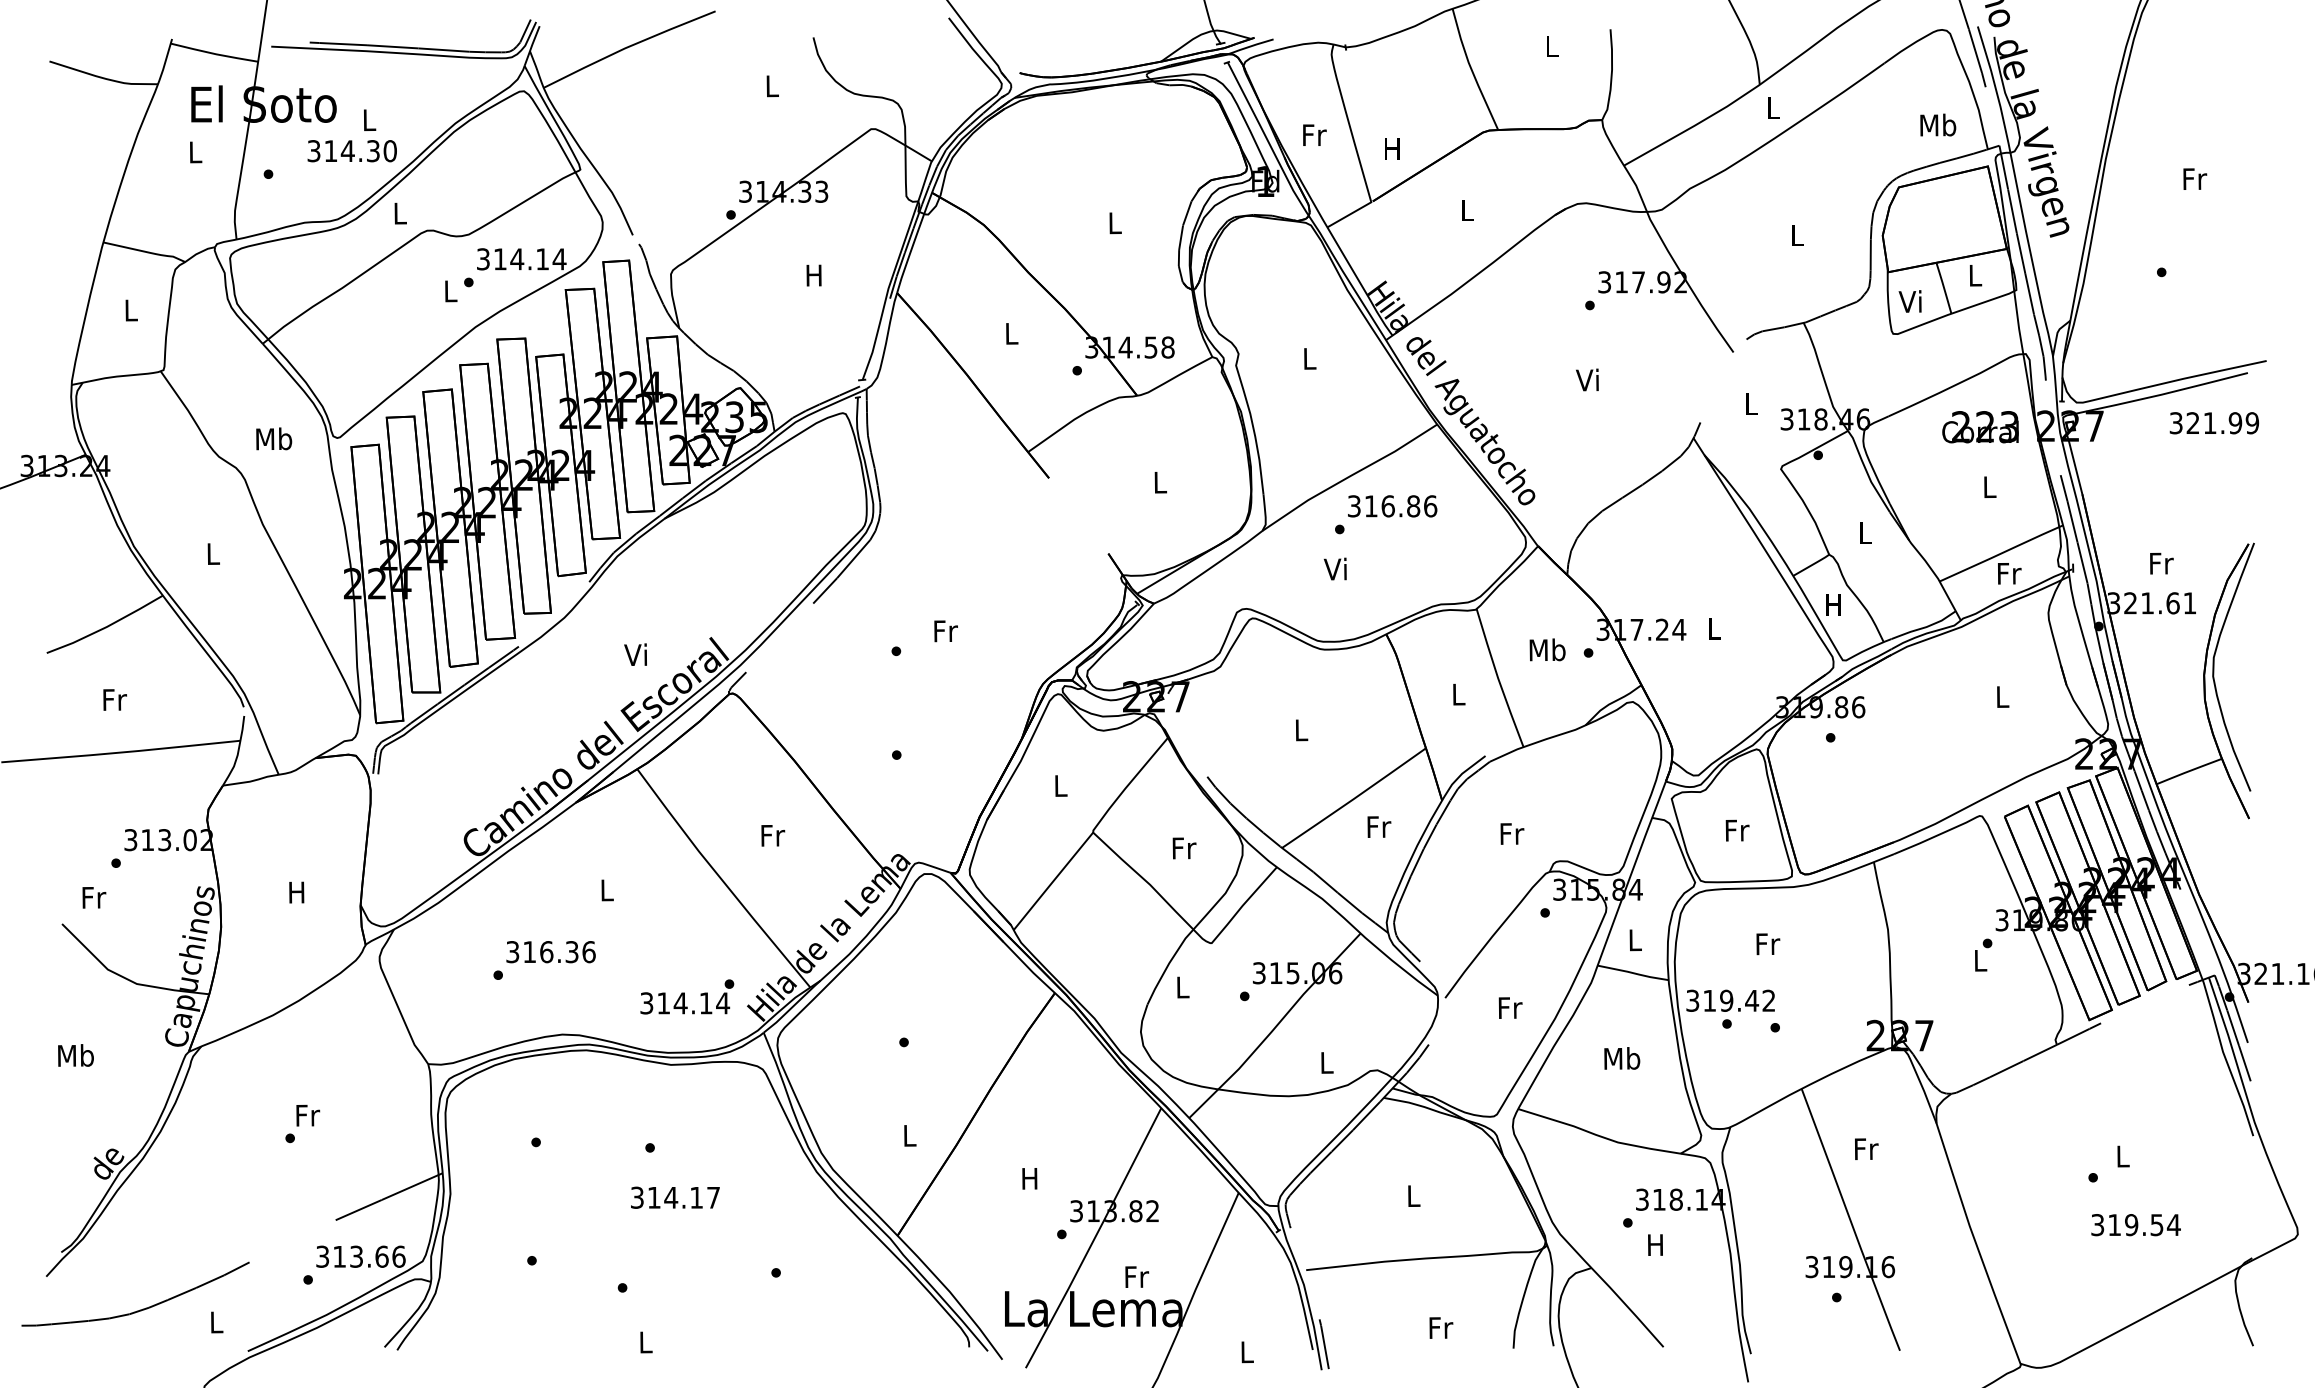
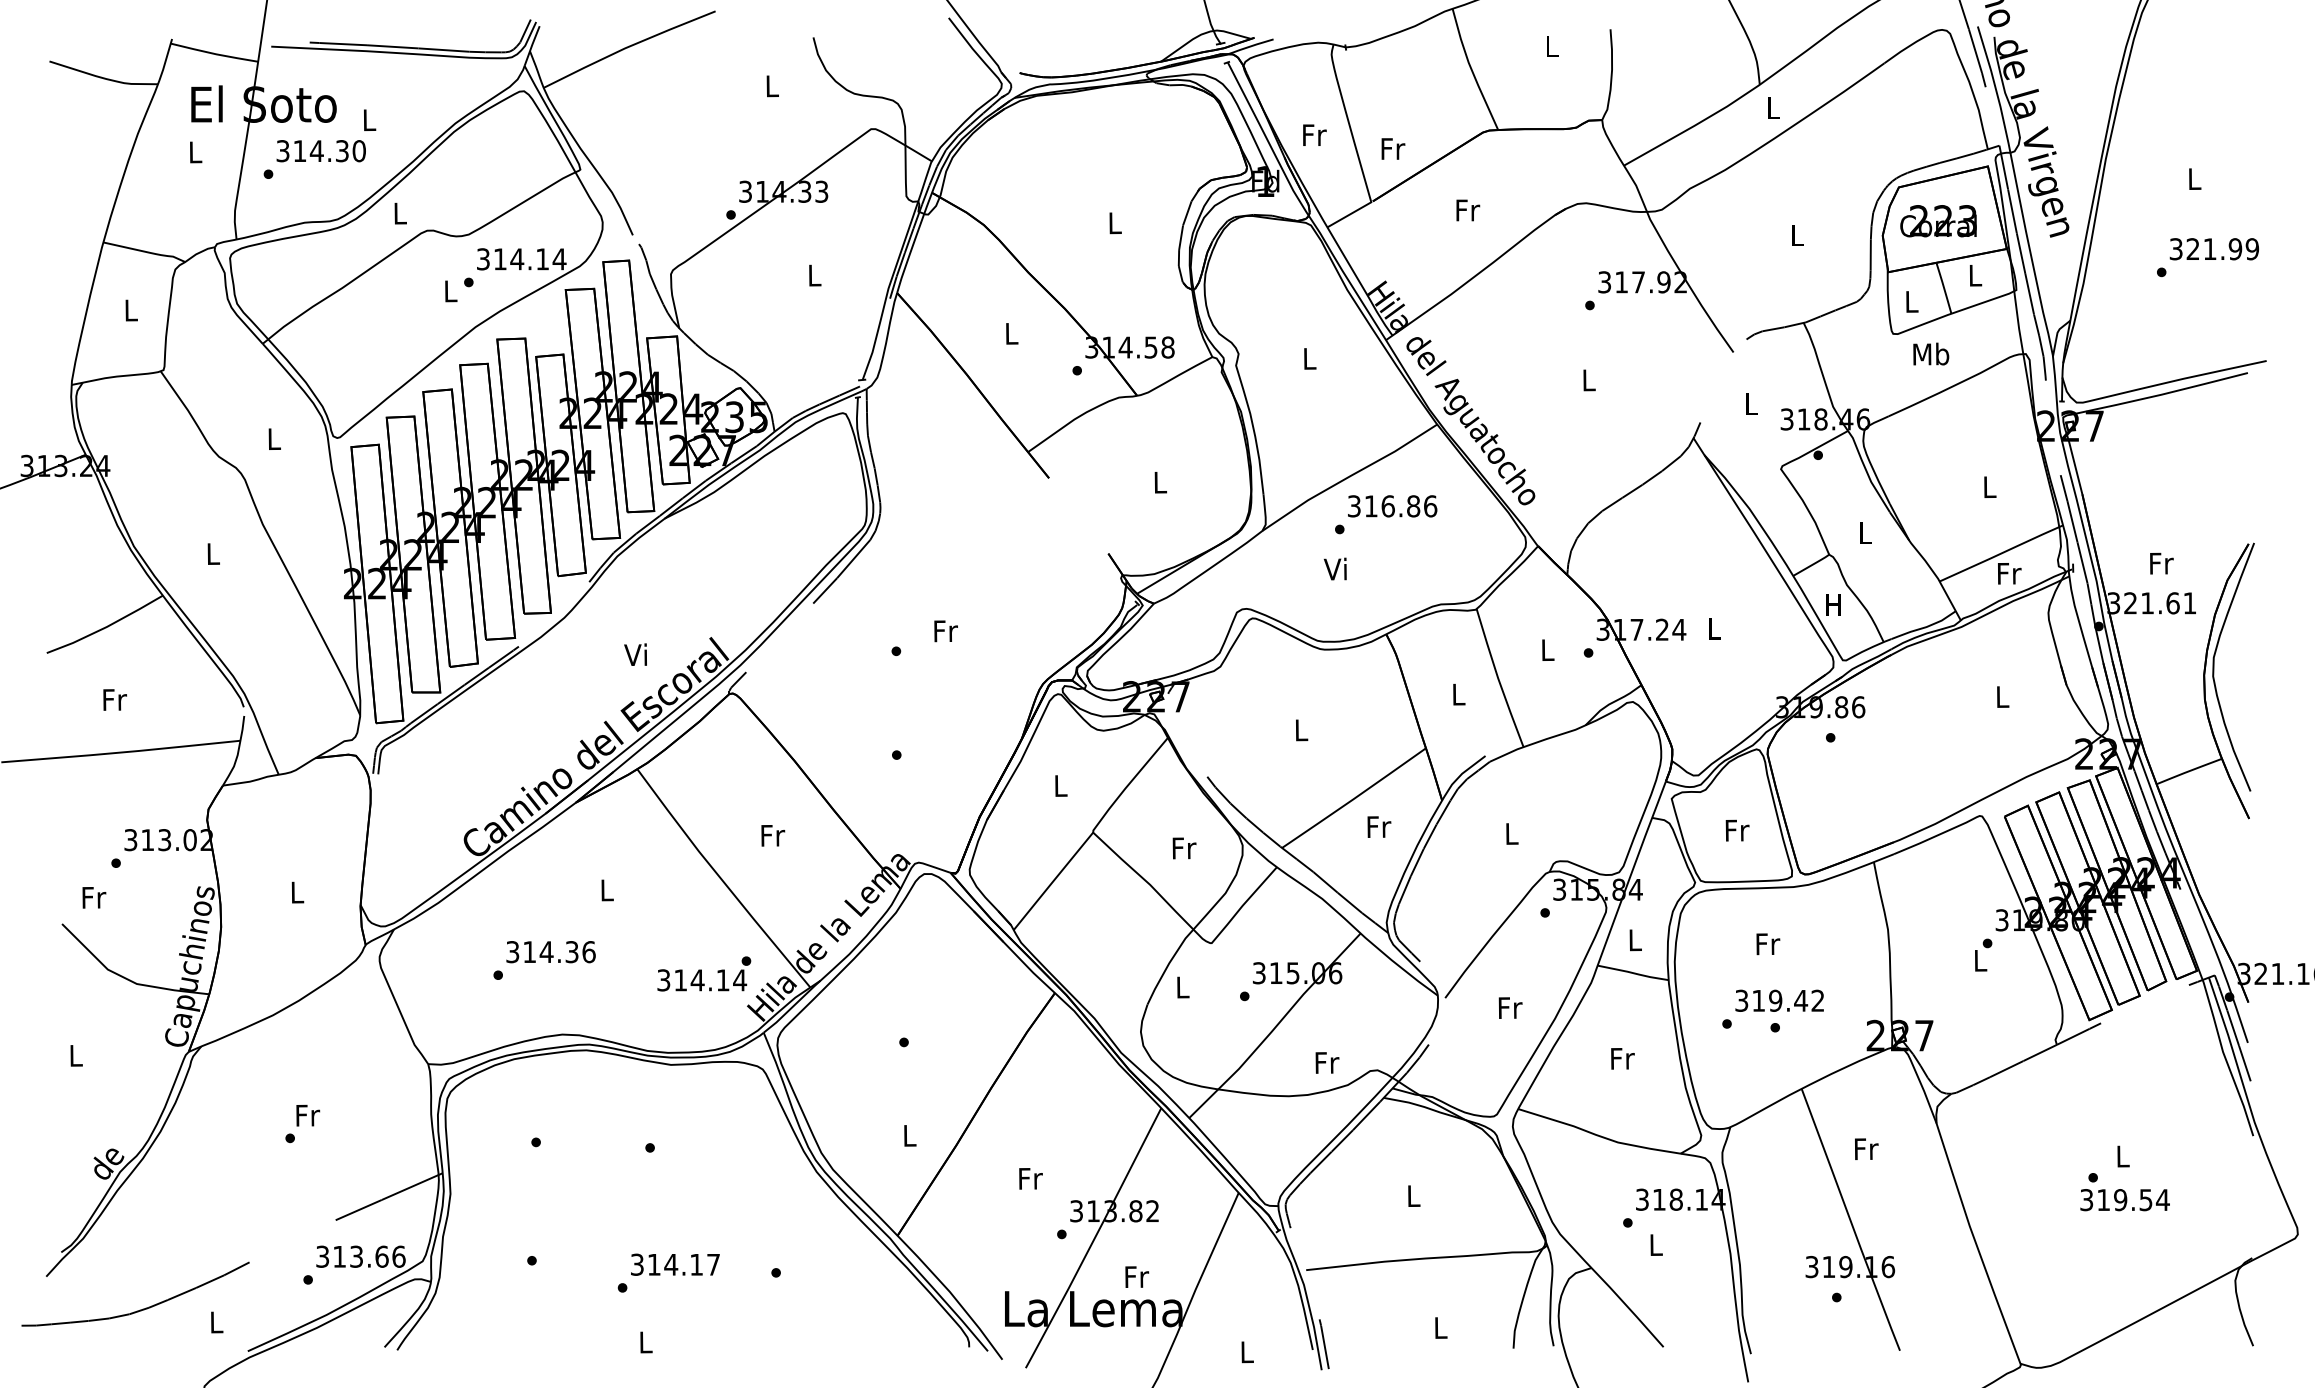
text position: (1938, 124) -> (1931, 353) (1931, 353)
text: H -> Fr (1393, 148)
text position: (351, 151) -> (320, 151) (320, 151)
text: Fr -> L (2195, 178)
text: L -> Fr (1468, 210)
text: H -> L (813, 275)
text: Vi -> L (1909, 301)
text: Vi -> L (1587, 379)
text position: (2213, 423) -> (2213, 249) (2213, 249)
text position: (1980, 427) -> (1938, 221) (1938, 221)
text: Mb -> L (274, 438)
text: Mb -> L (1547, 649)
text: Fr -> L (1512, 833)
text: H -> L (296, 892)
text: 316.36 -> 314.36 (546, 952)
text position: (687, 996) -> (704, 973) (704, 973)
text position: (1730, 1000) -> (1779, 1000) (1779, 1000)
text: Mb -> L (75, 1055)
text: Mb -> Fr (1622, 1058)
text: L -> Fr (1327, 1062)
text: H -> Fr (1030, 1178)
text position: (675, 1197) -> (675, 1264) (675, 1264)
text position: (2135, 1225) -> (2124, 1200) (2124, 1200)
text: H -> L (1655, 1244)
text: Fr -> L (1441, 1327)
